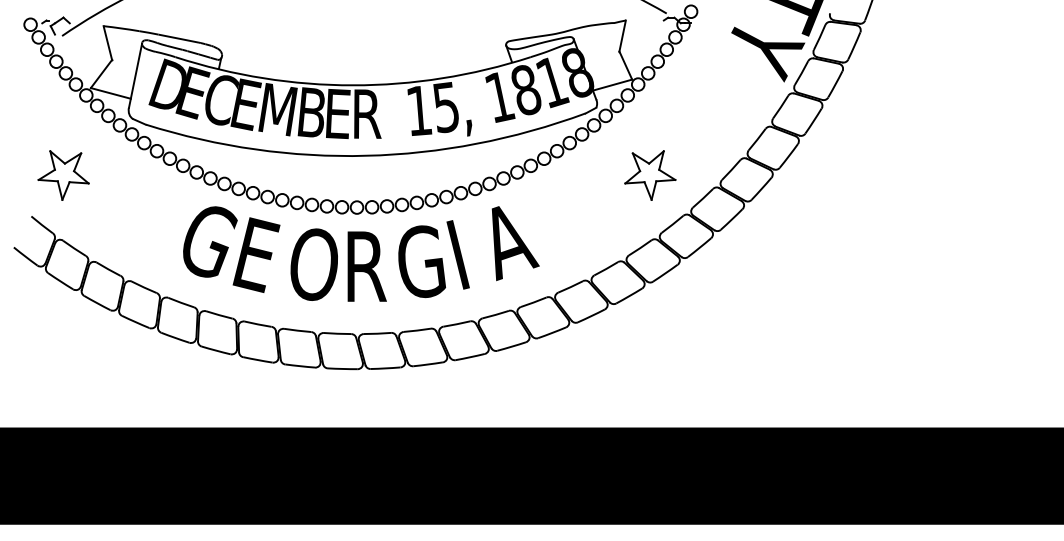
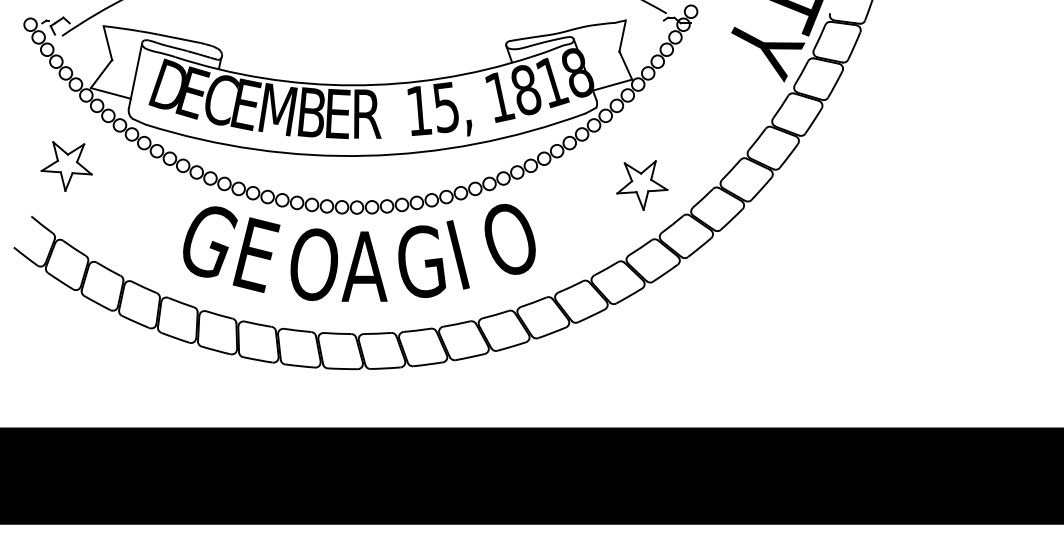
part position: (63, 175) -> (66, 166) (66, 166)
part position: (650, 175) -> (642, 185) (642, 185)
text: A -> O (511, 242)
text: R -> A (364, 266)
